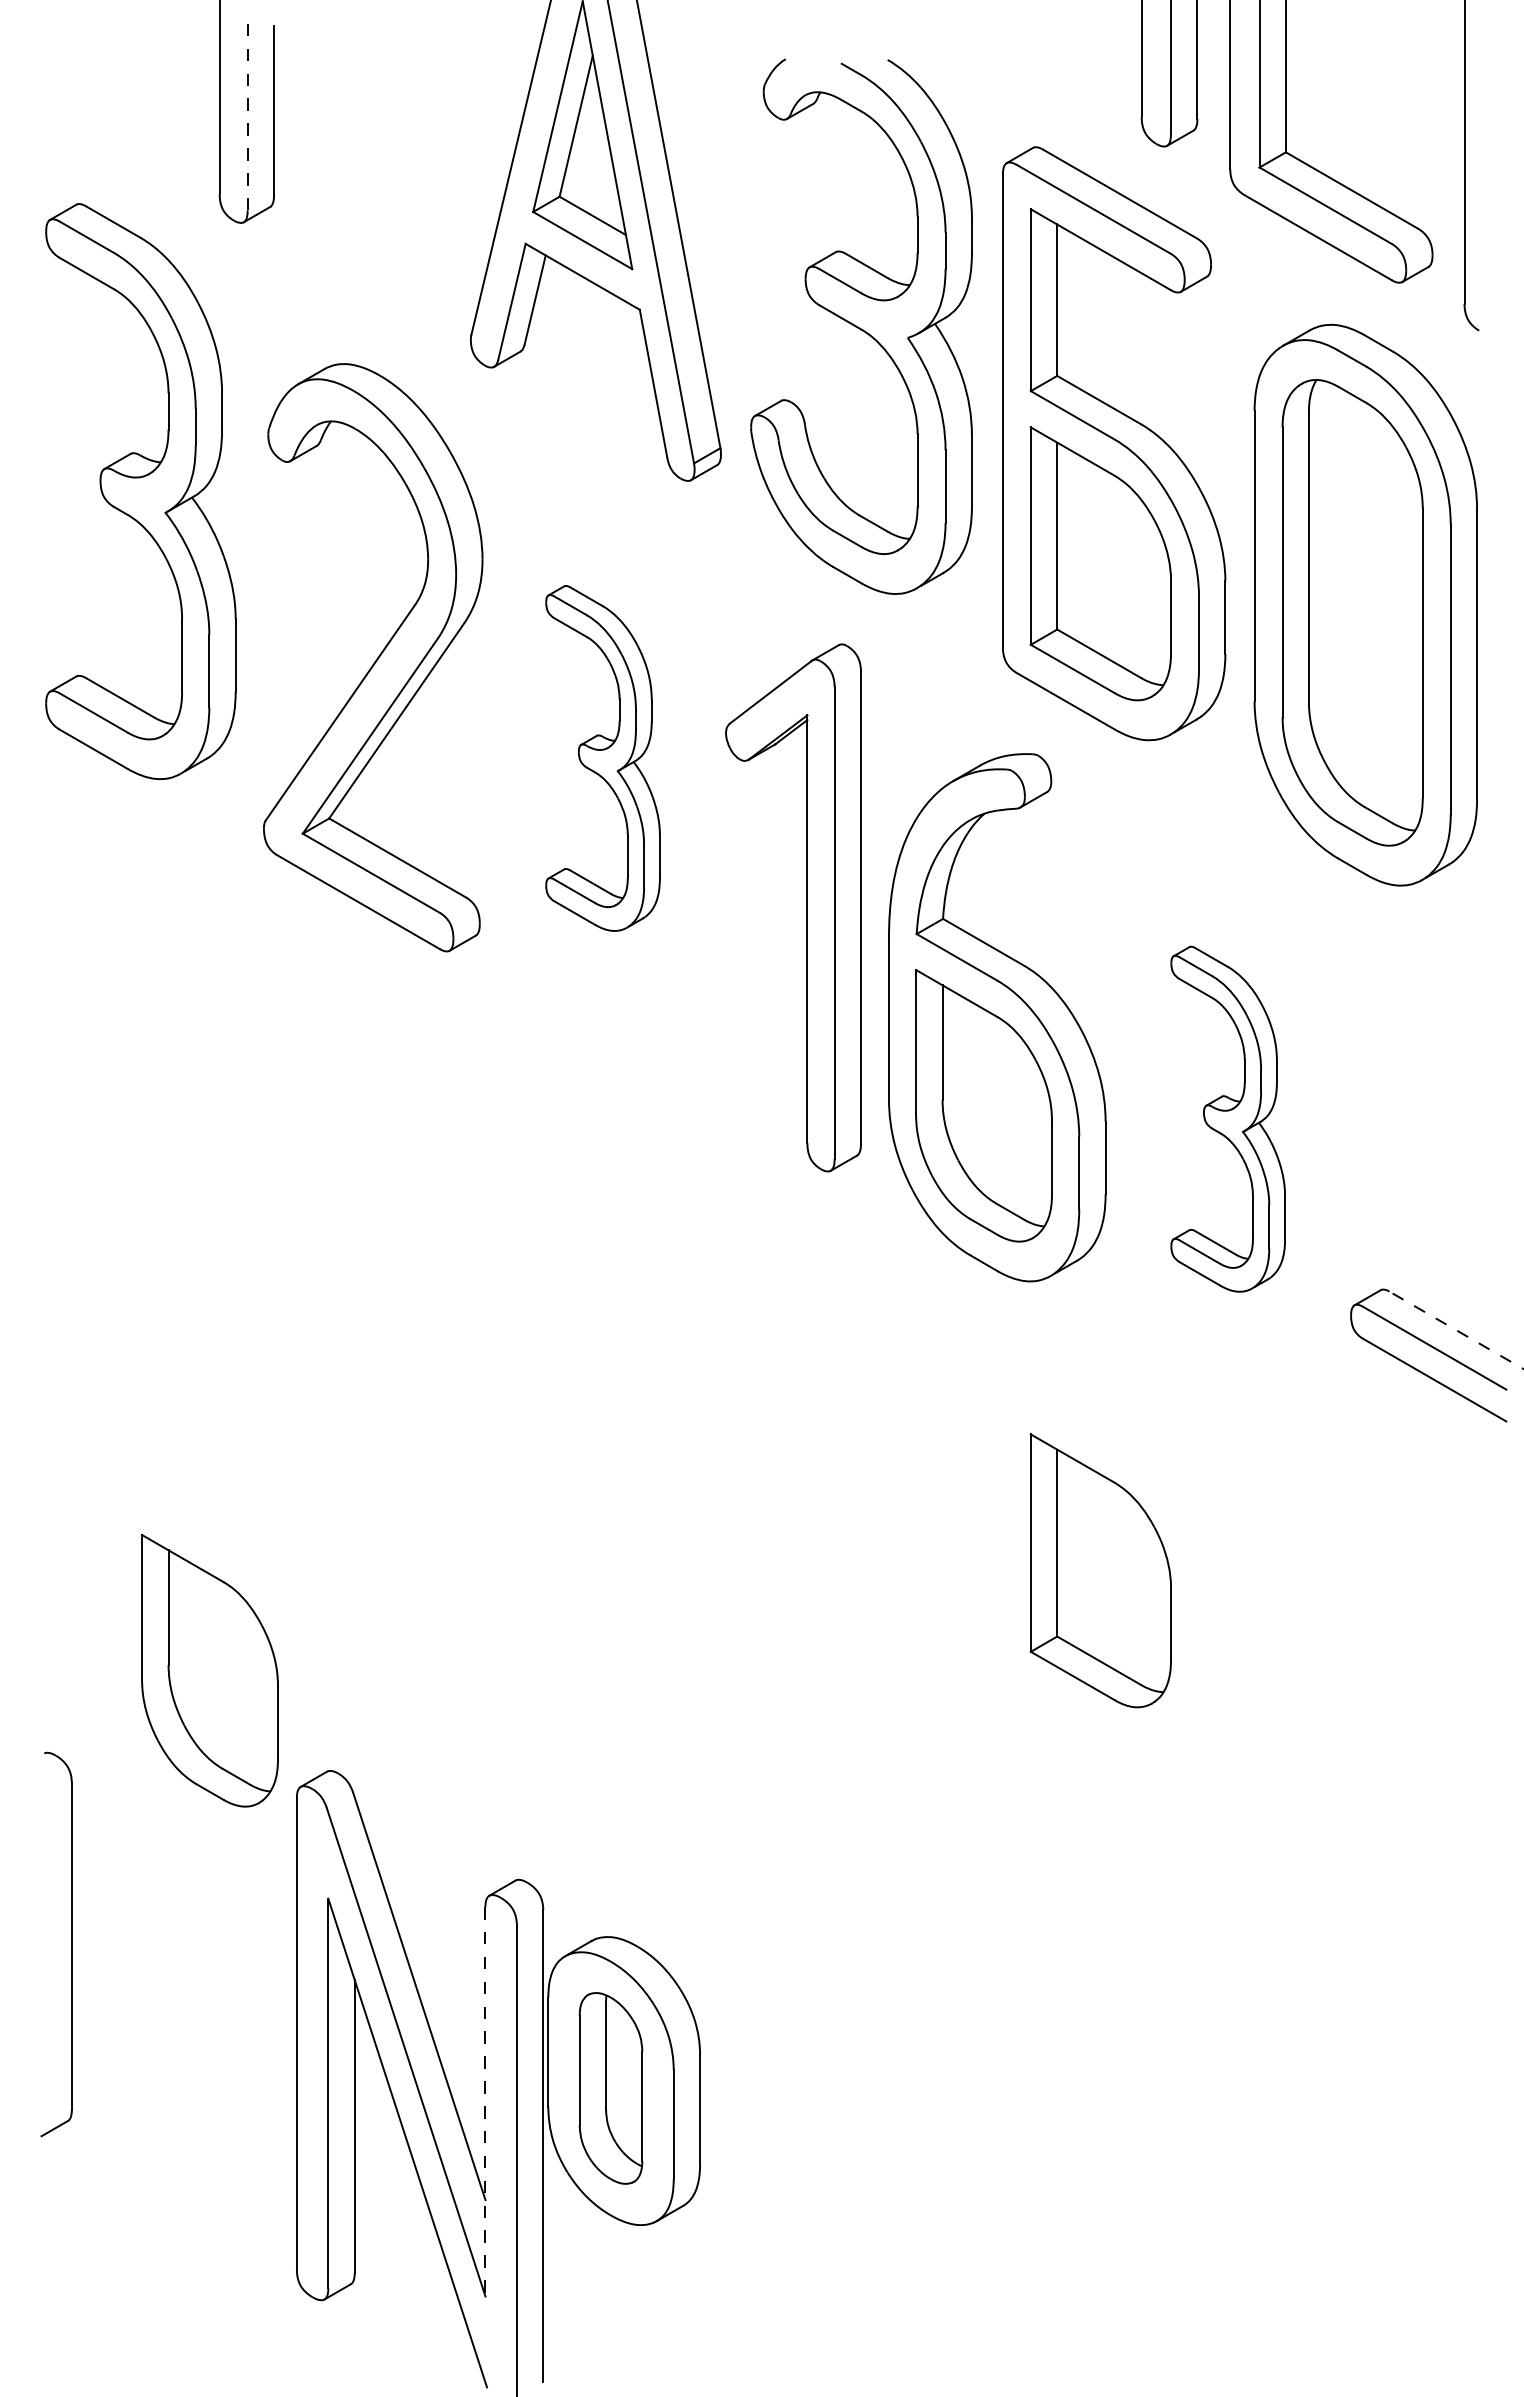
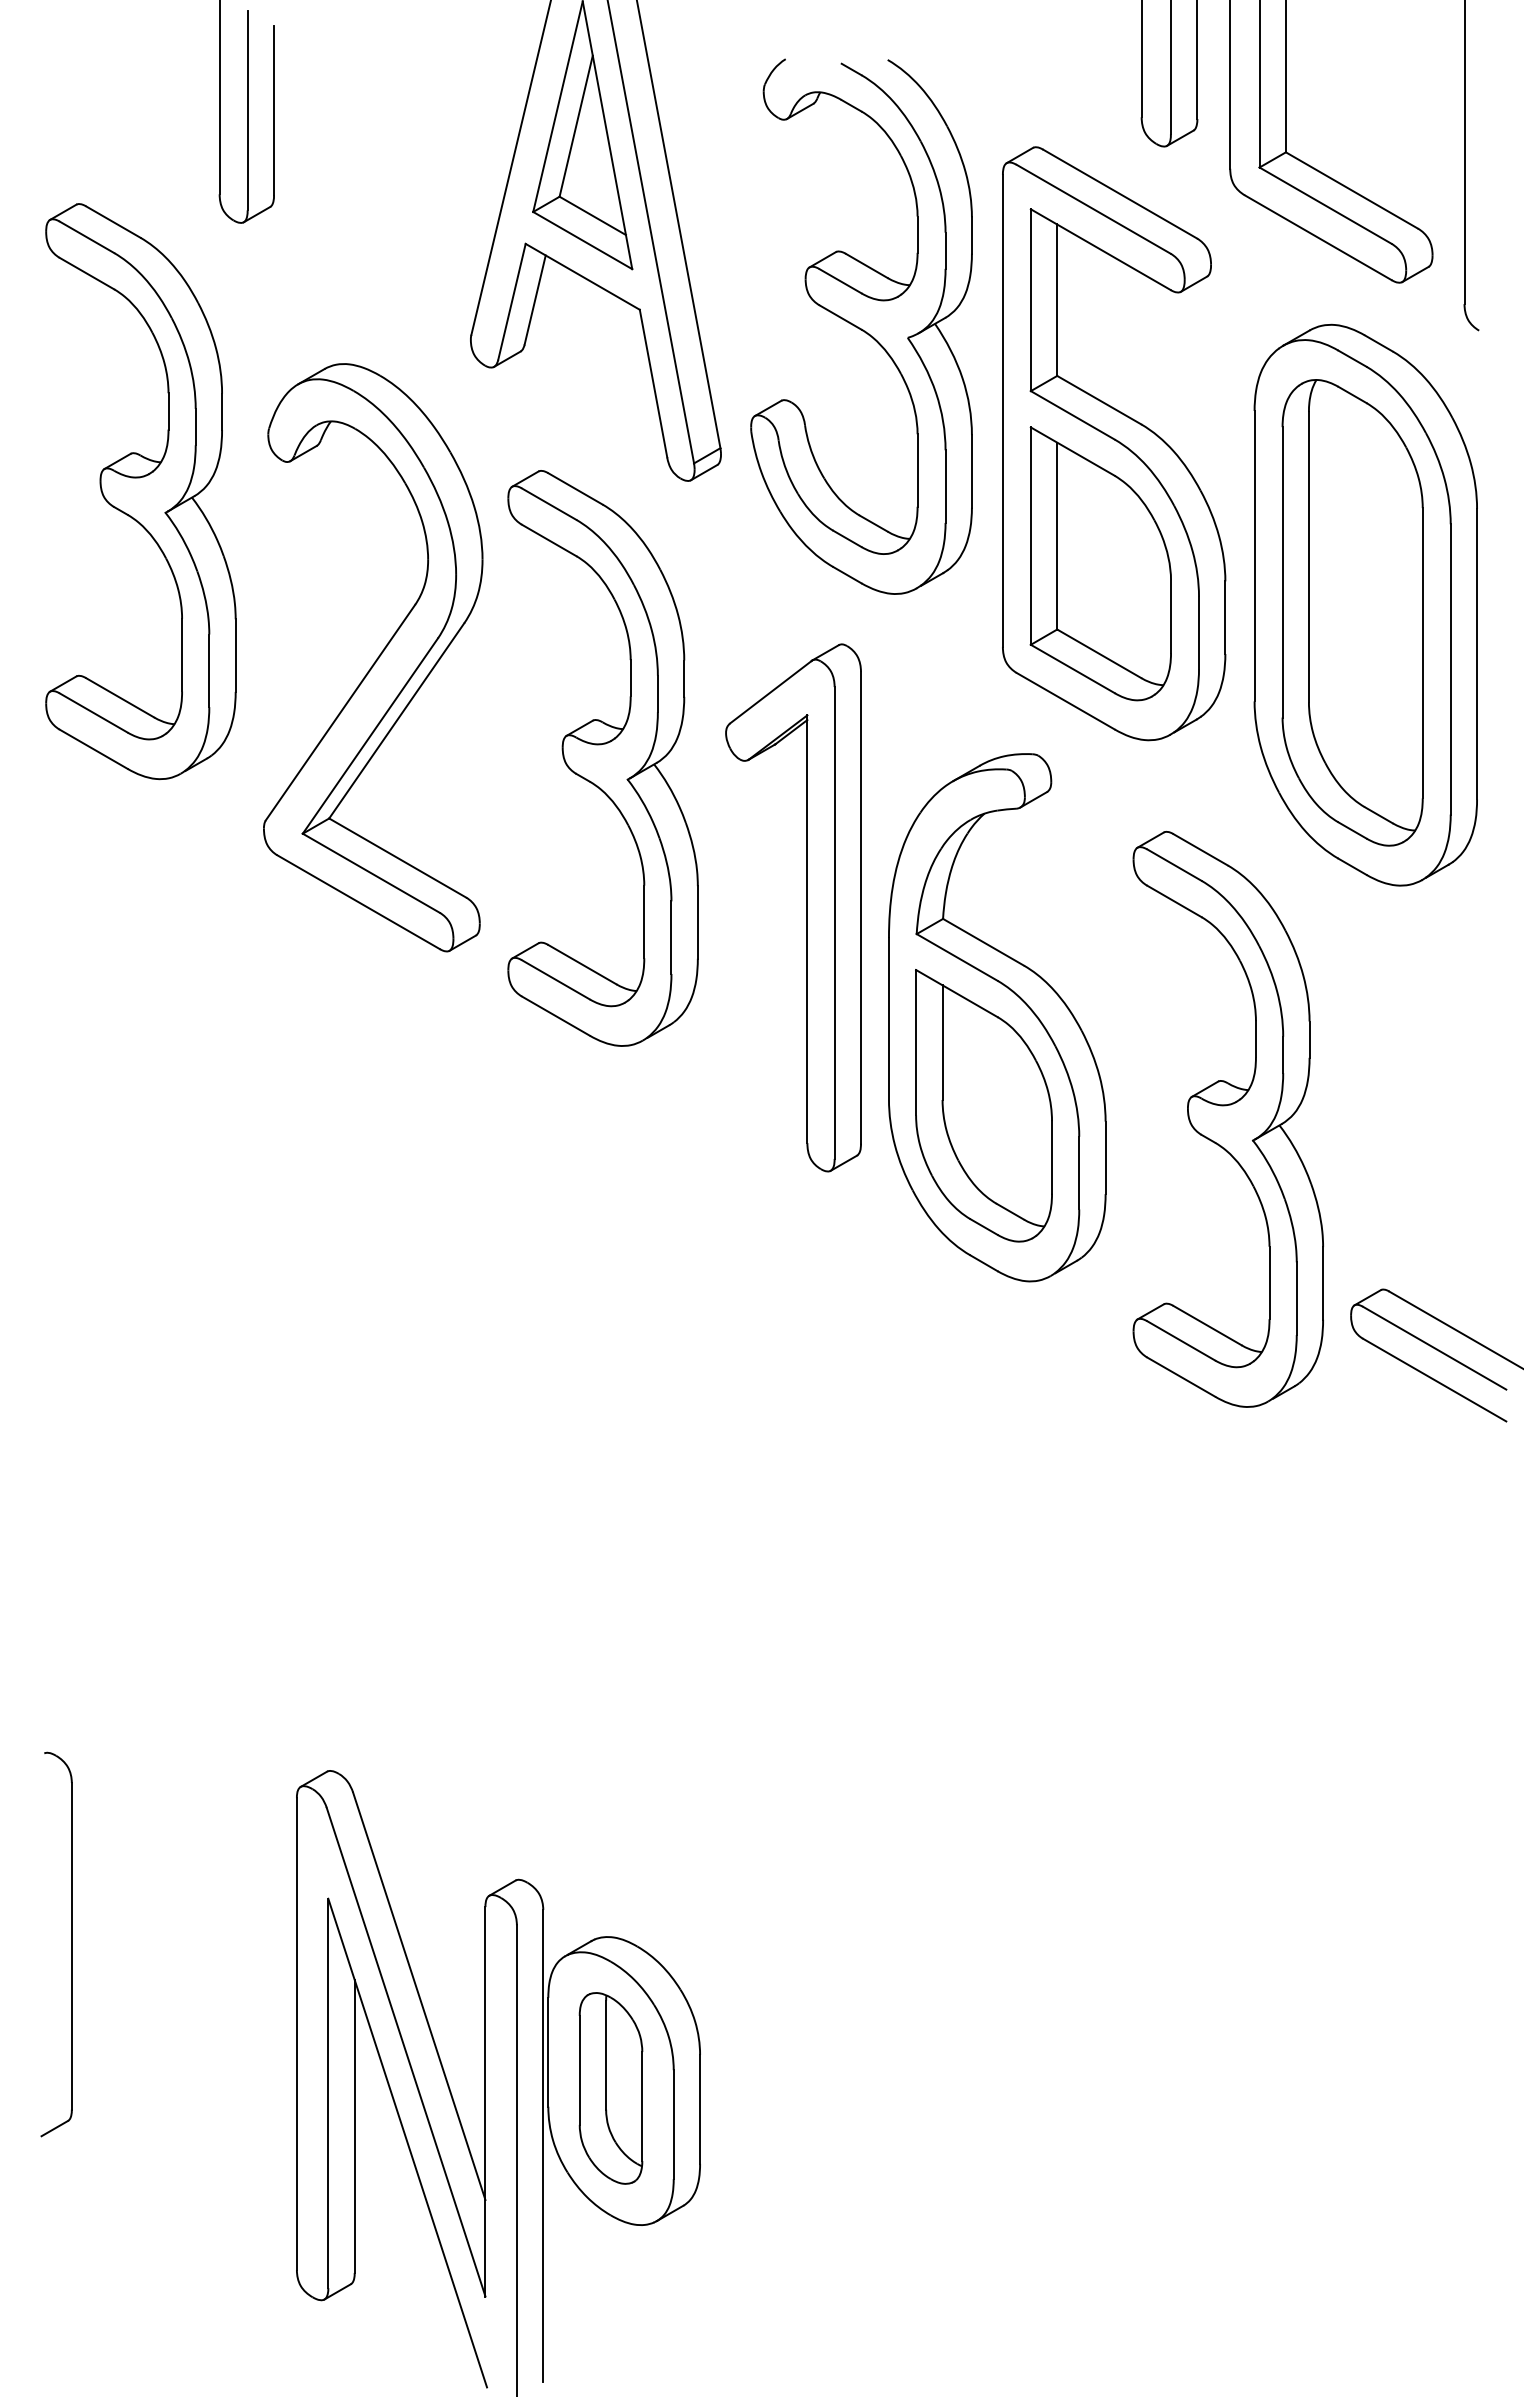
line: dashed -> solid (247, 110)
part size: 116x347 px -> 192x577 px (602, 758)
part size: 116x348 px -> 192x578 px (1227, 1118)
line: dashed -> solid (1455, 1329)
part: present -> none (1100, 1570)
part: present -> none (209, 1670)
line: dashed -> solid (485, 2101)
